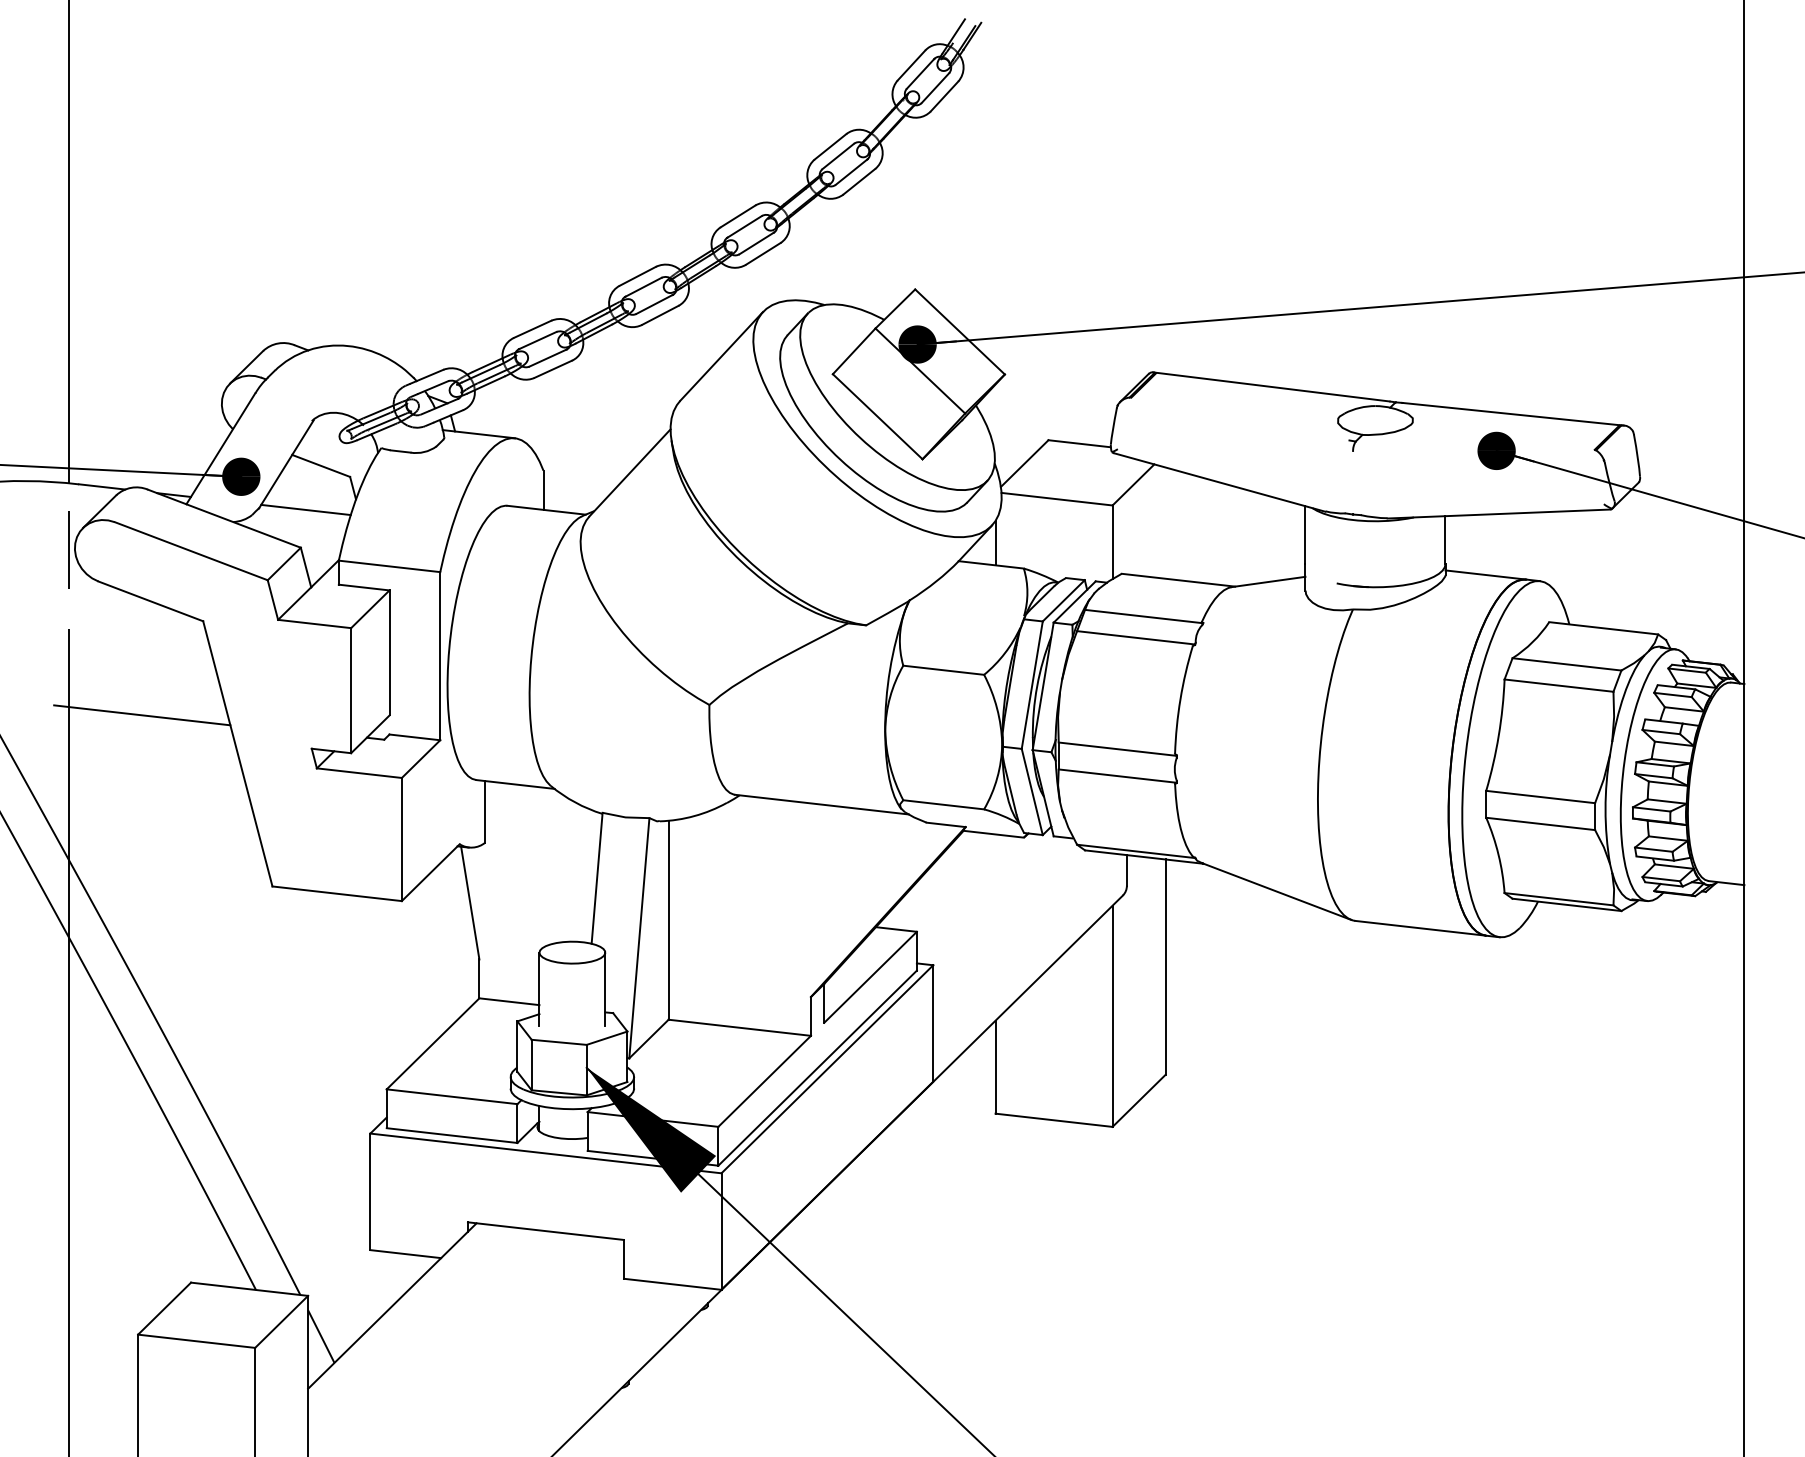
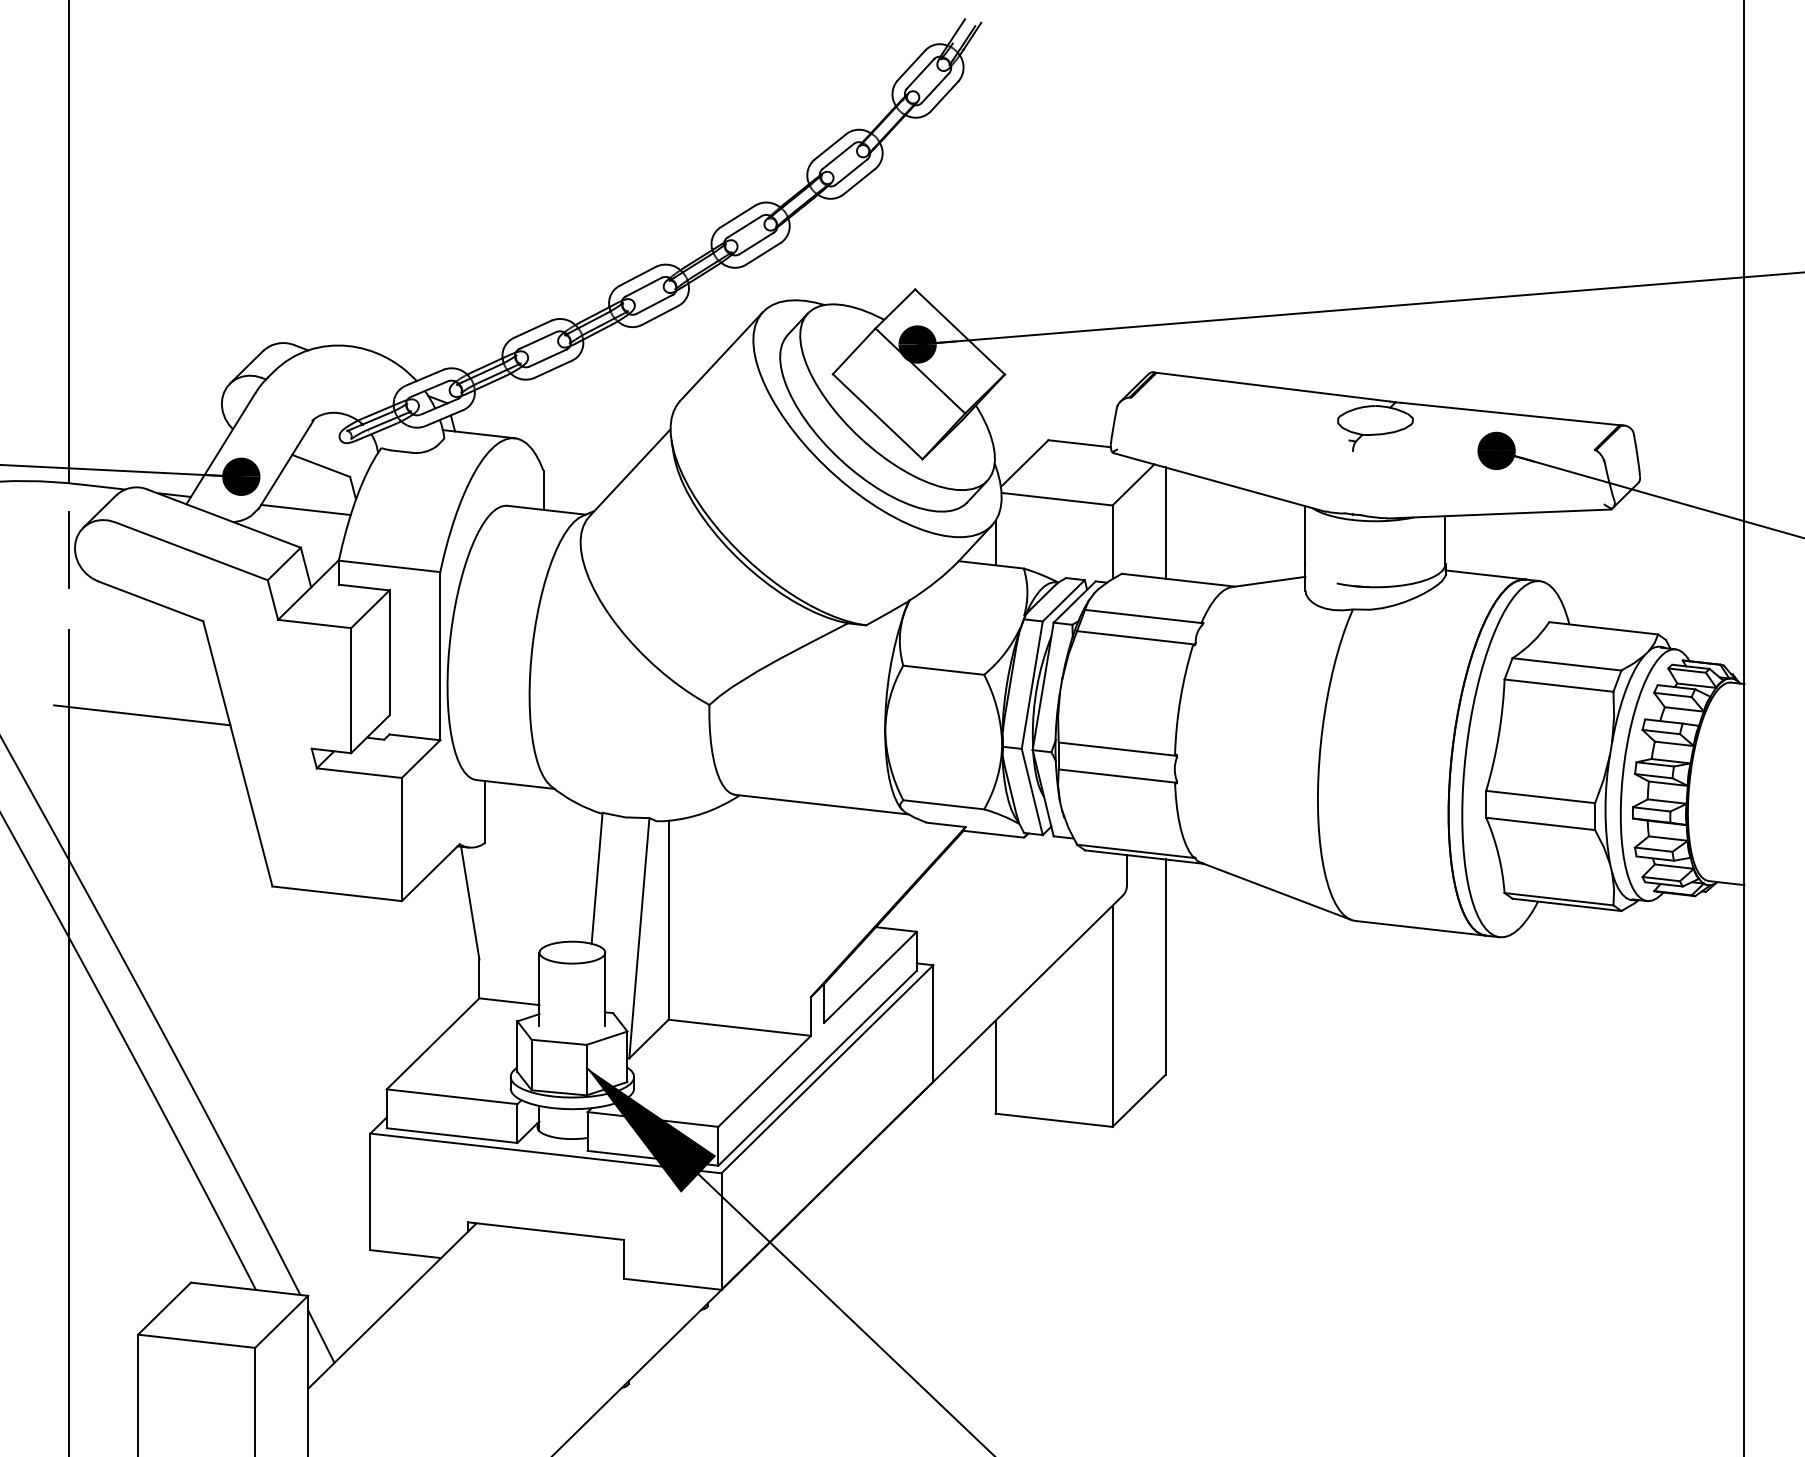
line: none -> present (1165, 522)
